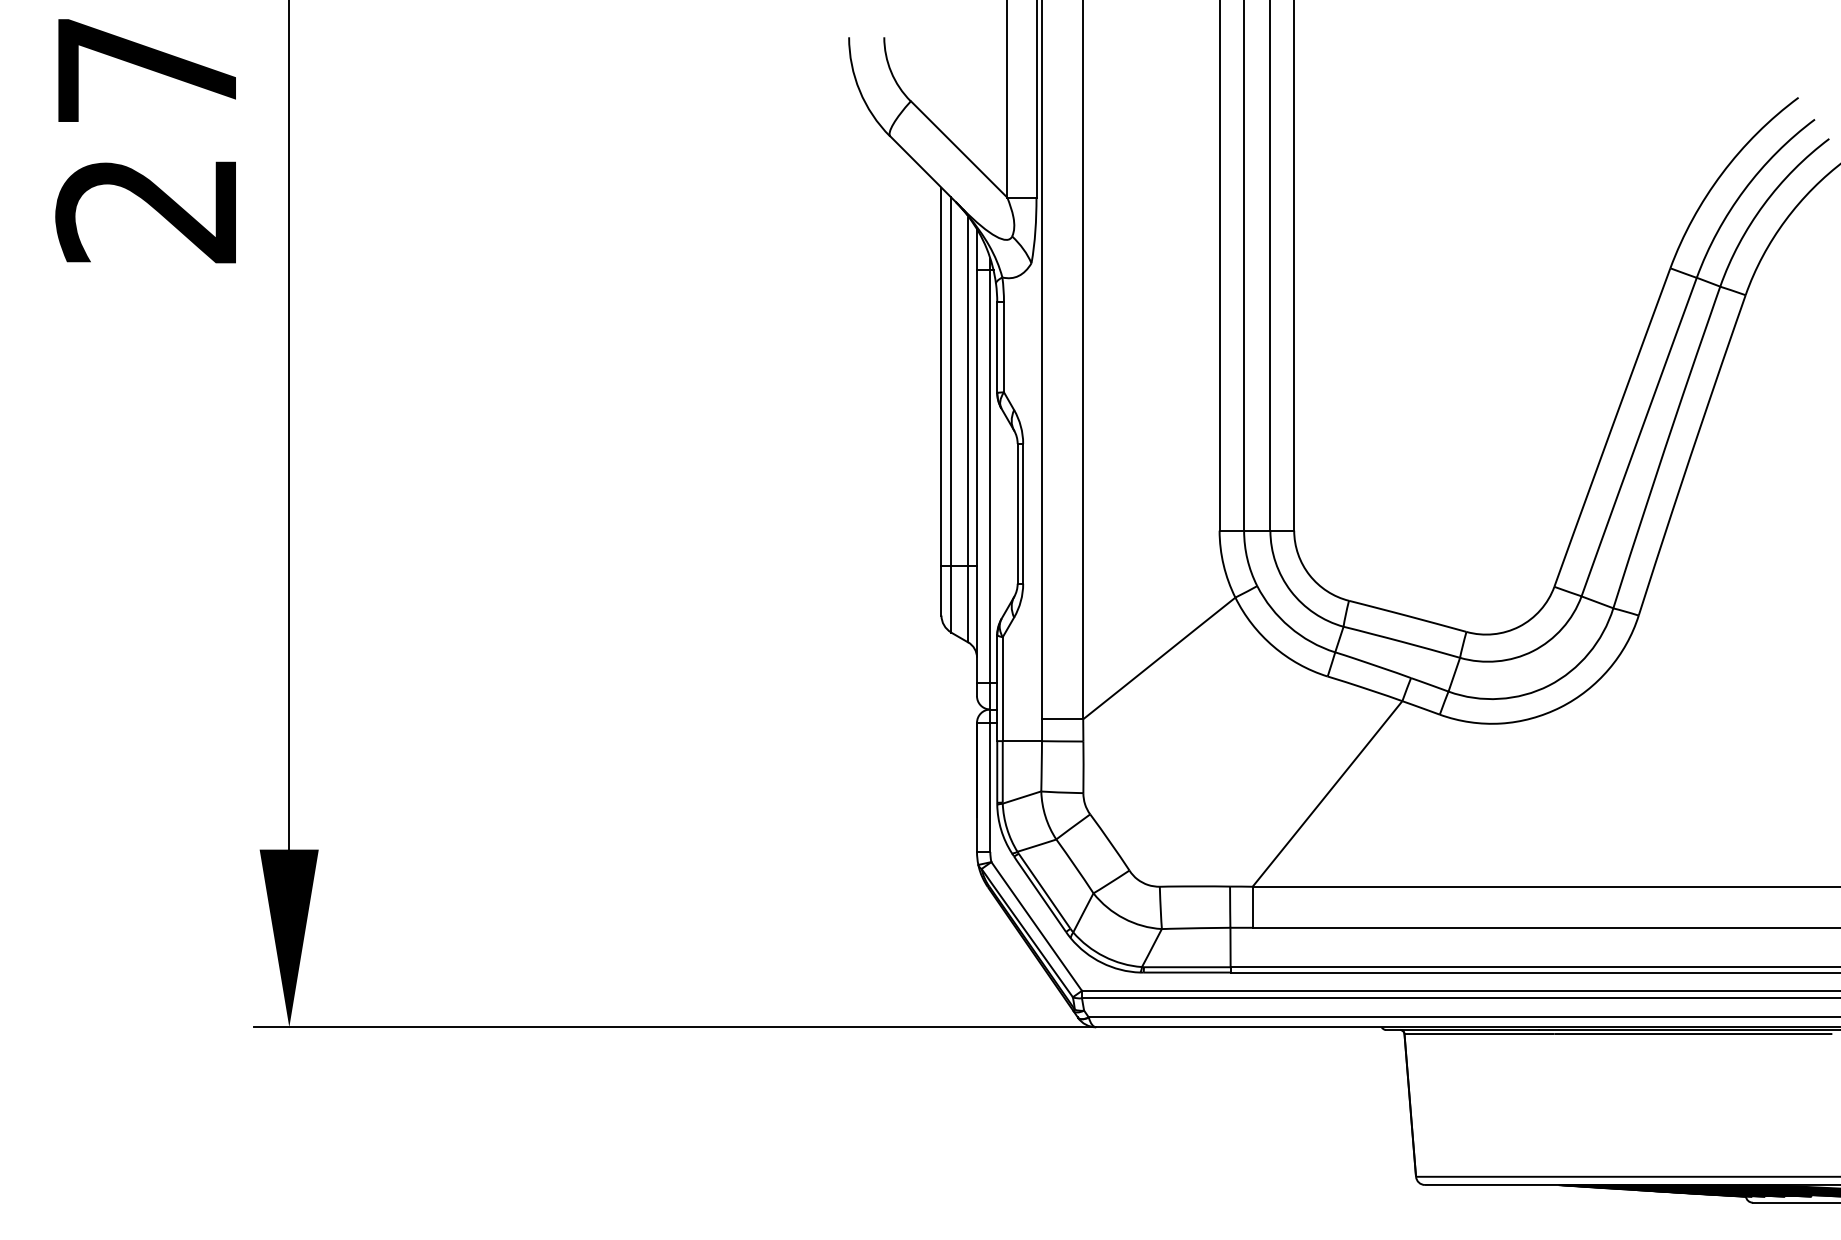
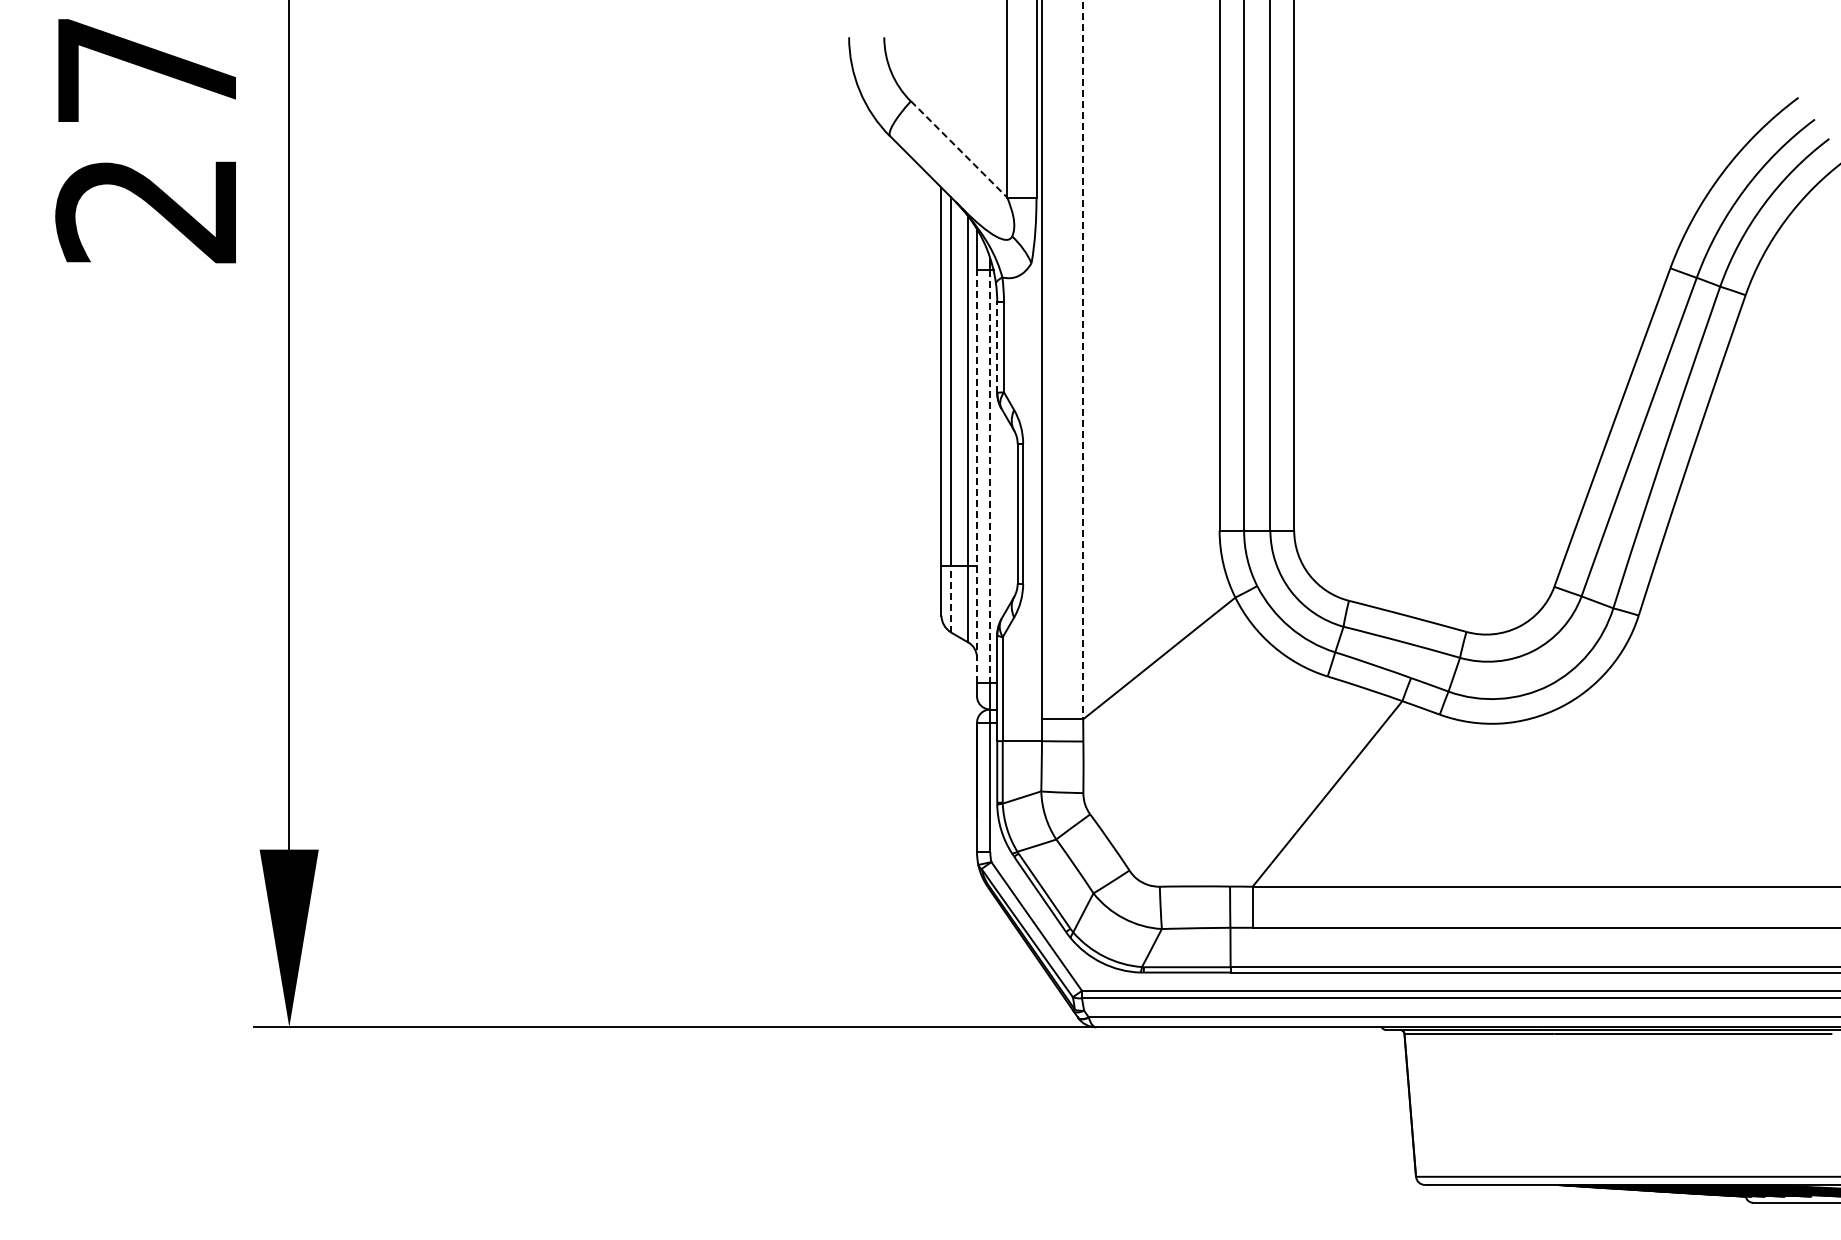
line: solid -> dashed (959, 149)
line: solid -> dashed (997, 346)
line: solid -> dashed (1083, 360)
line: solid -> dashed (977, 476)
line: solid -> dashed (990, 477)
line: solid -> dashed (951, 598)
